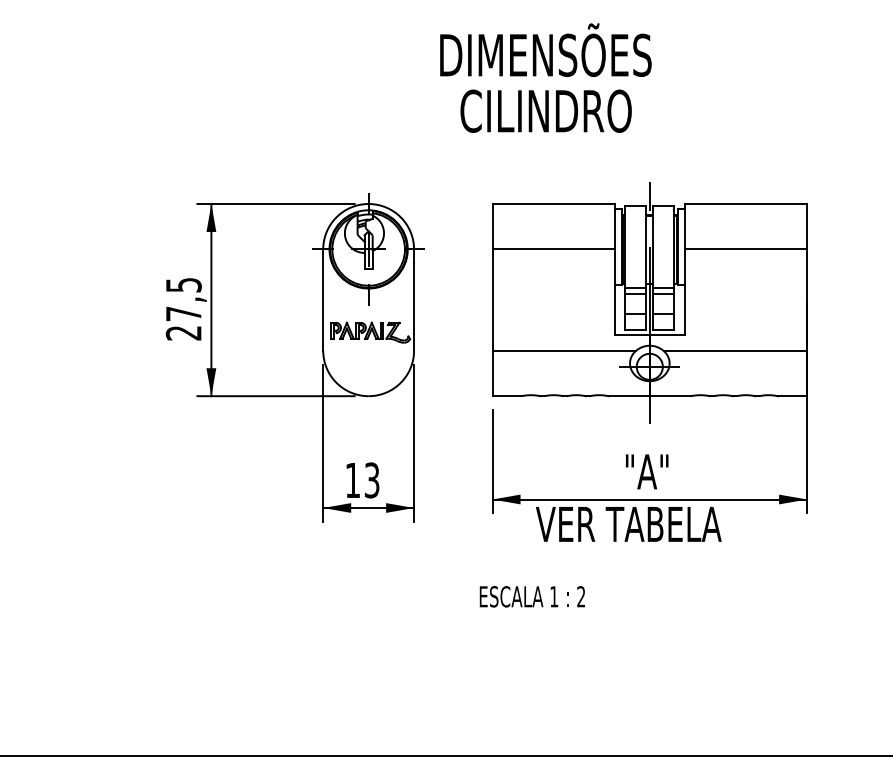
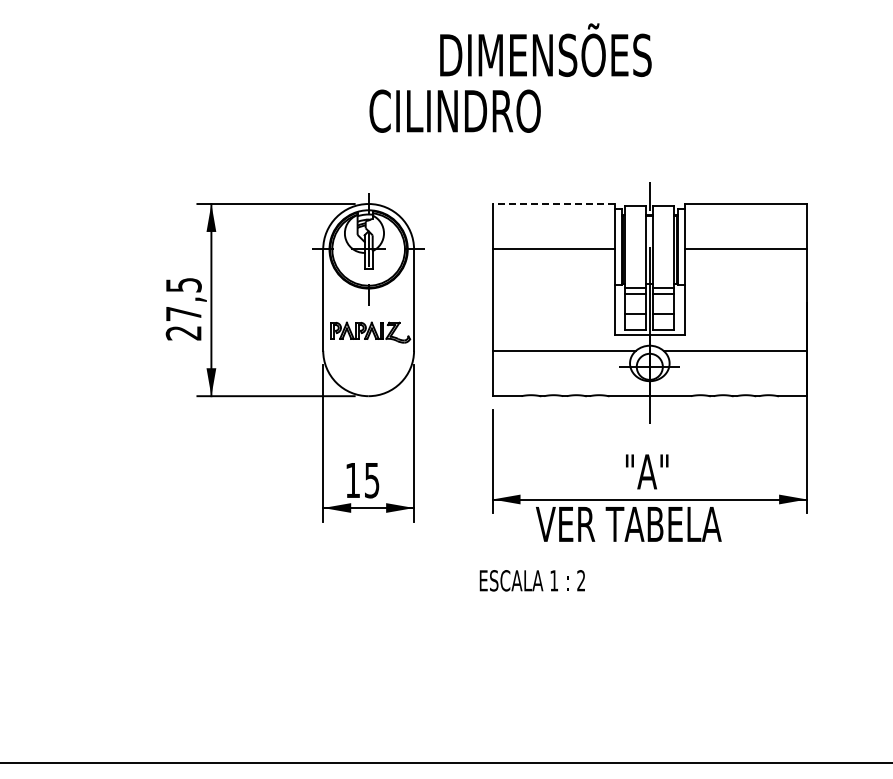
text position: (545, 110) -> (454, 110) (454, 110)
line: solid -> dashed (553, 204)
text: 13 -> 15 (372, 479)
text position: (531, 596) -> (531, 580) (531, 580)
line position: (445, 755) -> (445, 762) (445, 762)
